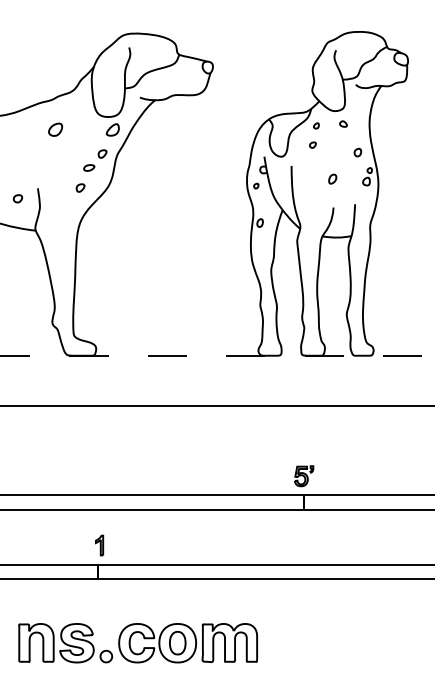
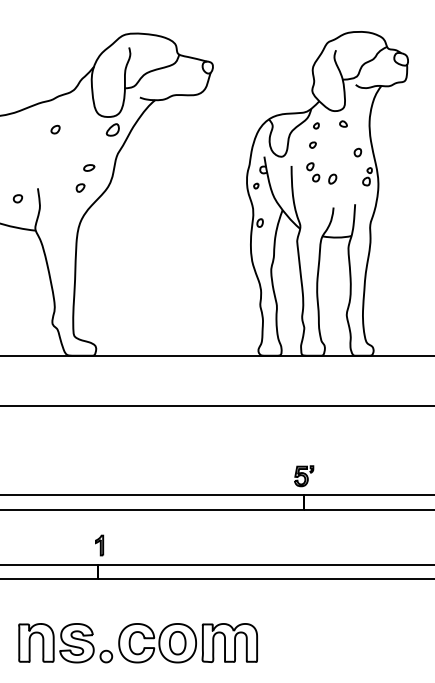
part size: 16x15 px -> 11x11 px (55, 129)
part: present -> none (102, 153)
part: none -> present (313, 172)
line: dashed -> solid (217, 355)
